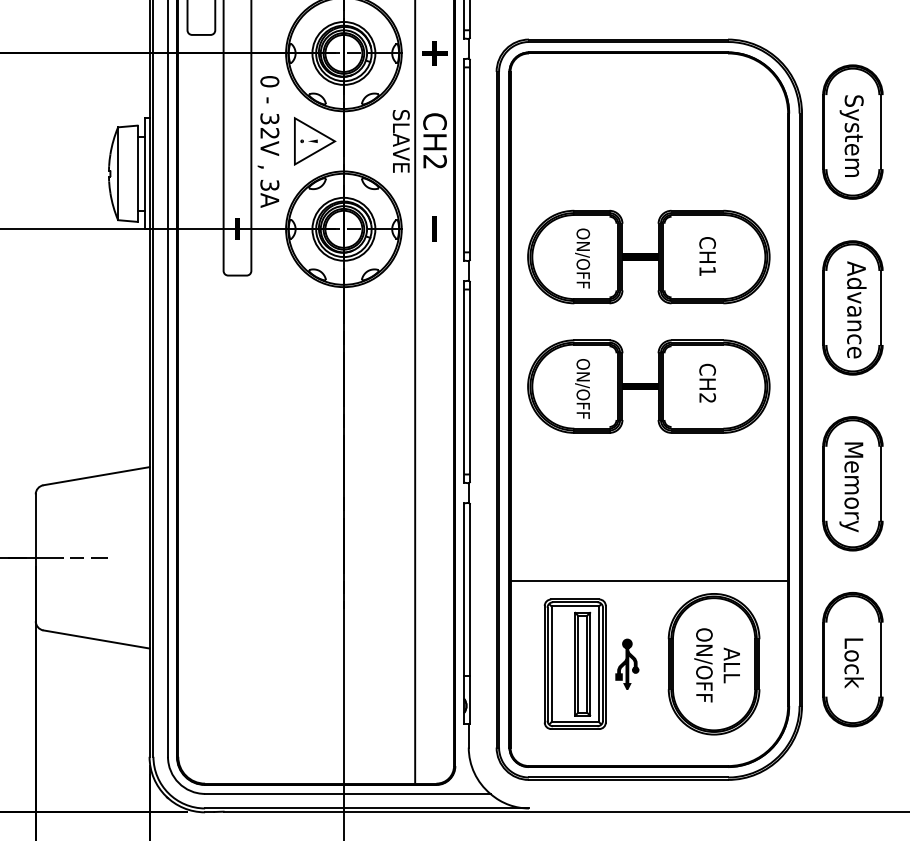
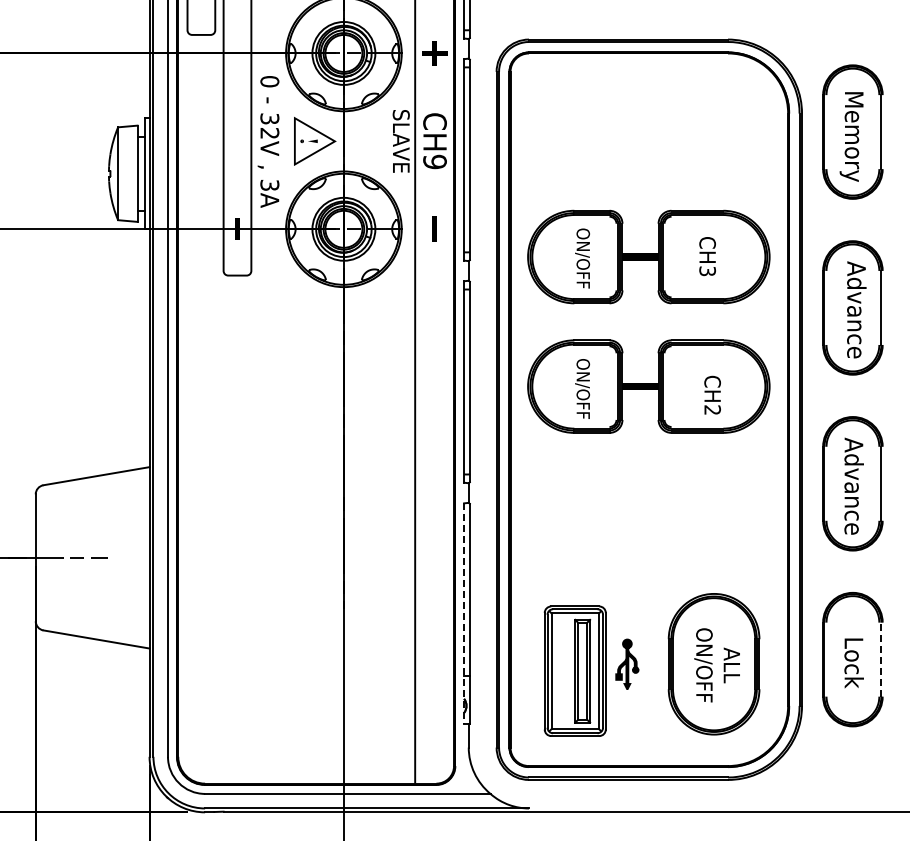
text: System -> Memory (851, 136)
text: CH2 -> CH9 (434, 161)
text: CH1 -> CH3 (707, 271)
text position: (707, 382) -> (712, 394) (712, 394)
text: Memory -> Advance (851, 485)
line: present -> none (649, 580)
line: solid -> dashed (464, 613)
line: solid -> dashed (881, 659)
part position: (574, 663) -> (574, 670) (574, 670)
